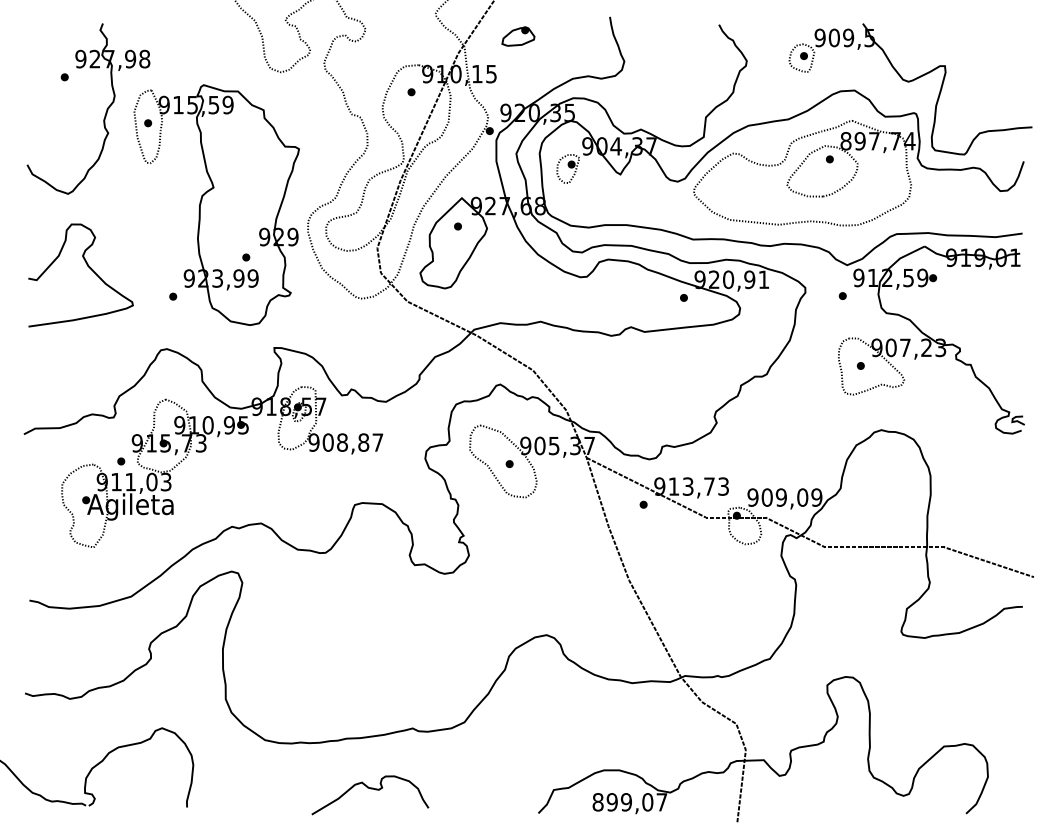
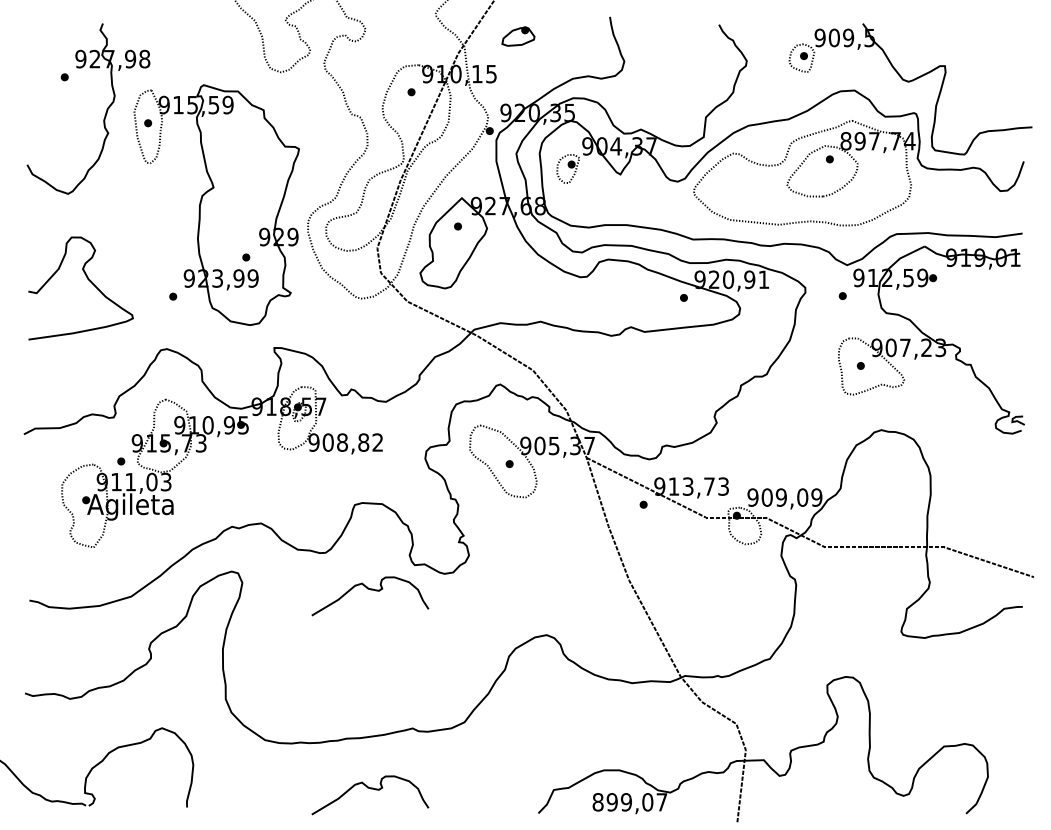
curve position: (88, 267) -> (88, 280) (88, 280)
text: 908,87 -> 908,82 (377, 442)
curve: none -> present (370, 590)
